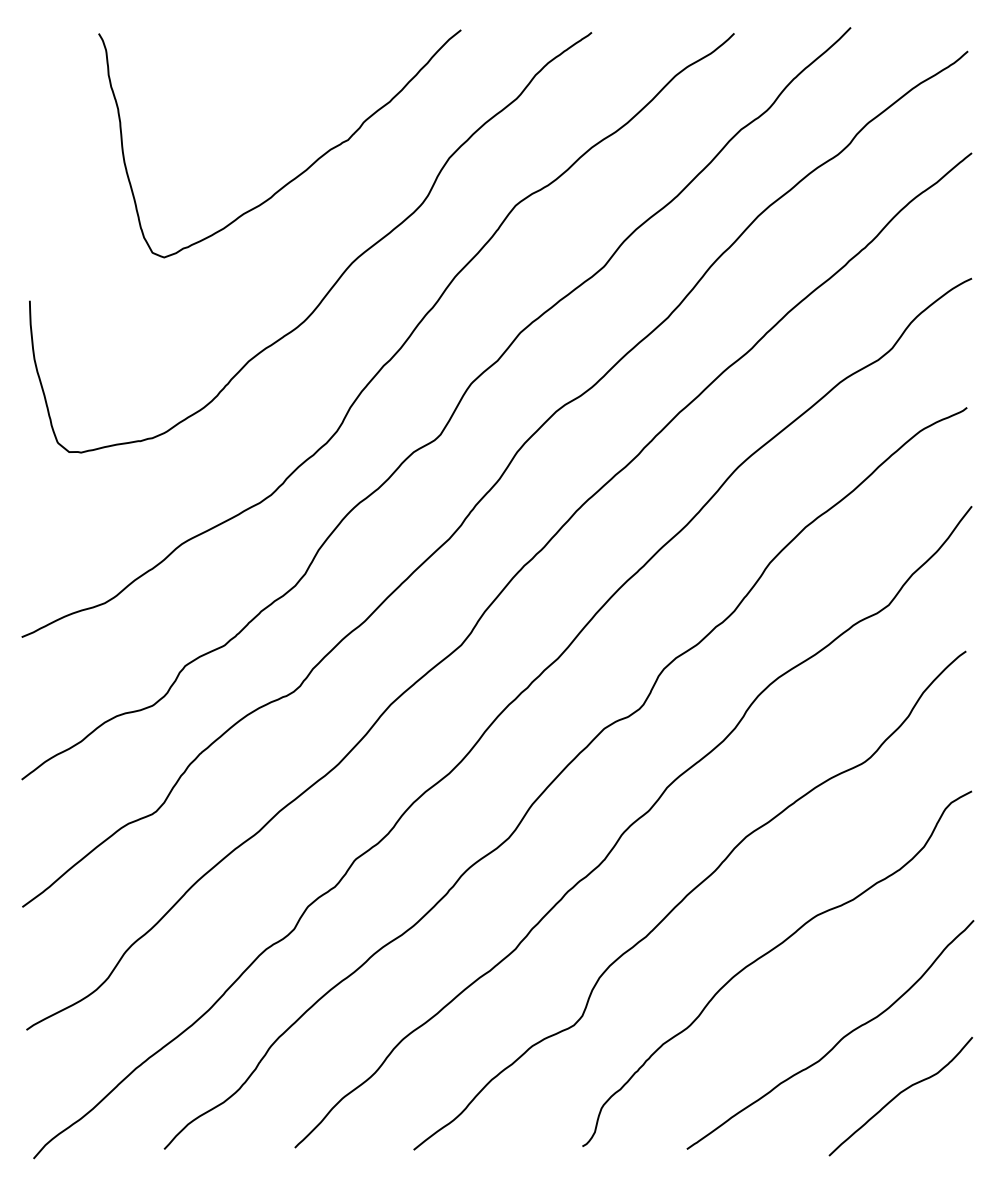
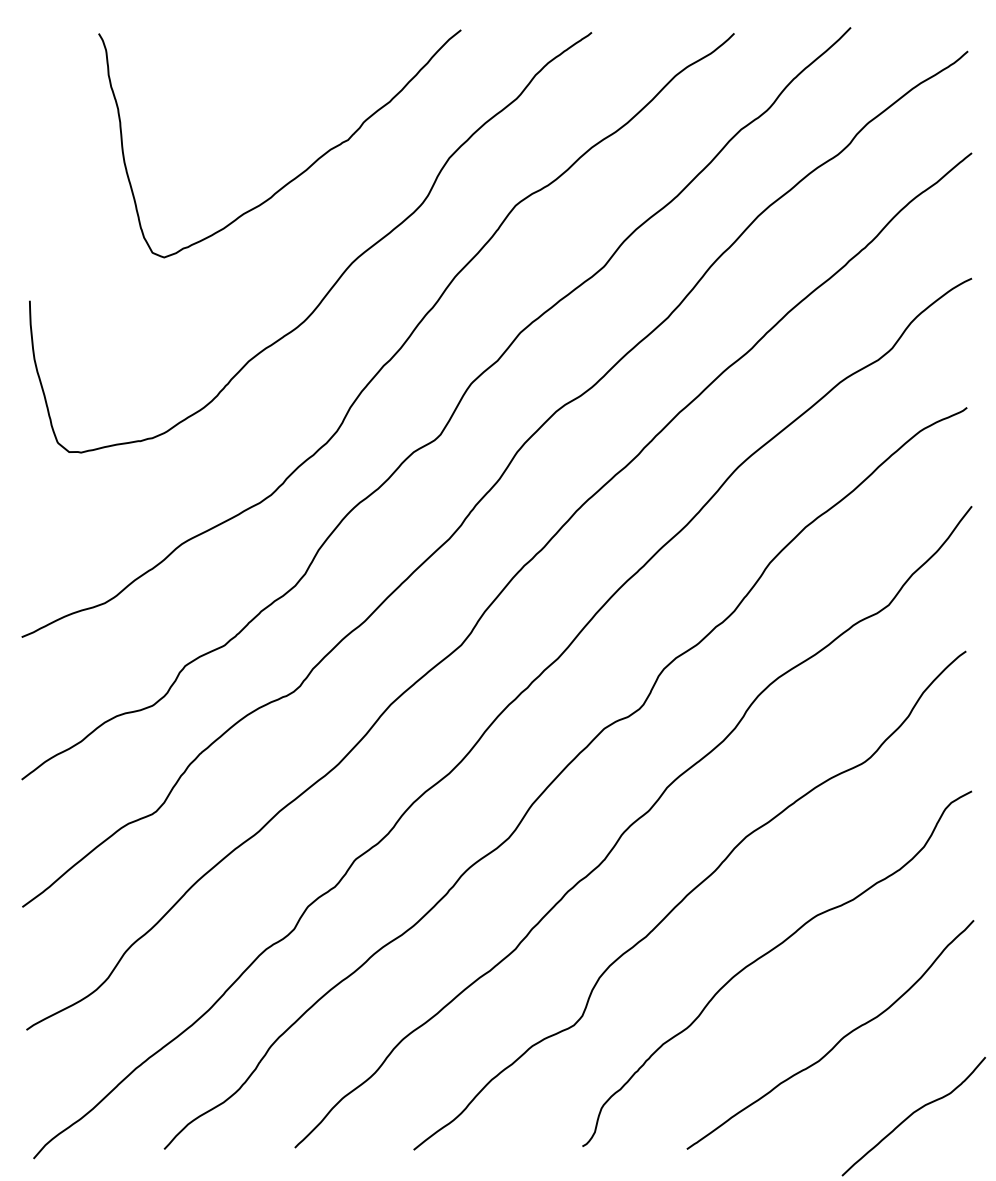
curve position: (900, 1094) -> (913, 1114) (913, 1114)
